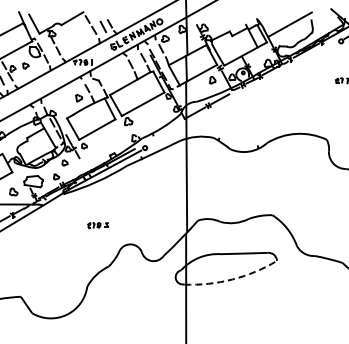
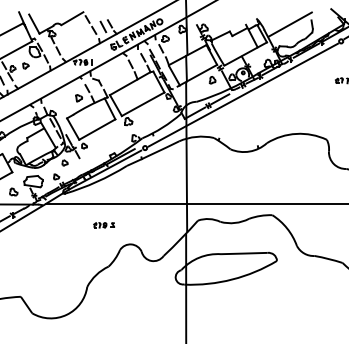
line: none -> present (242, 94)
line: none -> present (195, 204)
part position: (98, 225) -> (104, 225) (104, 225)
arc: dashed -> solid (232, 279)
